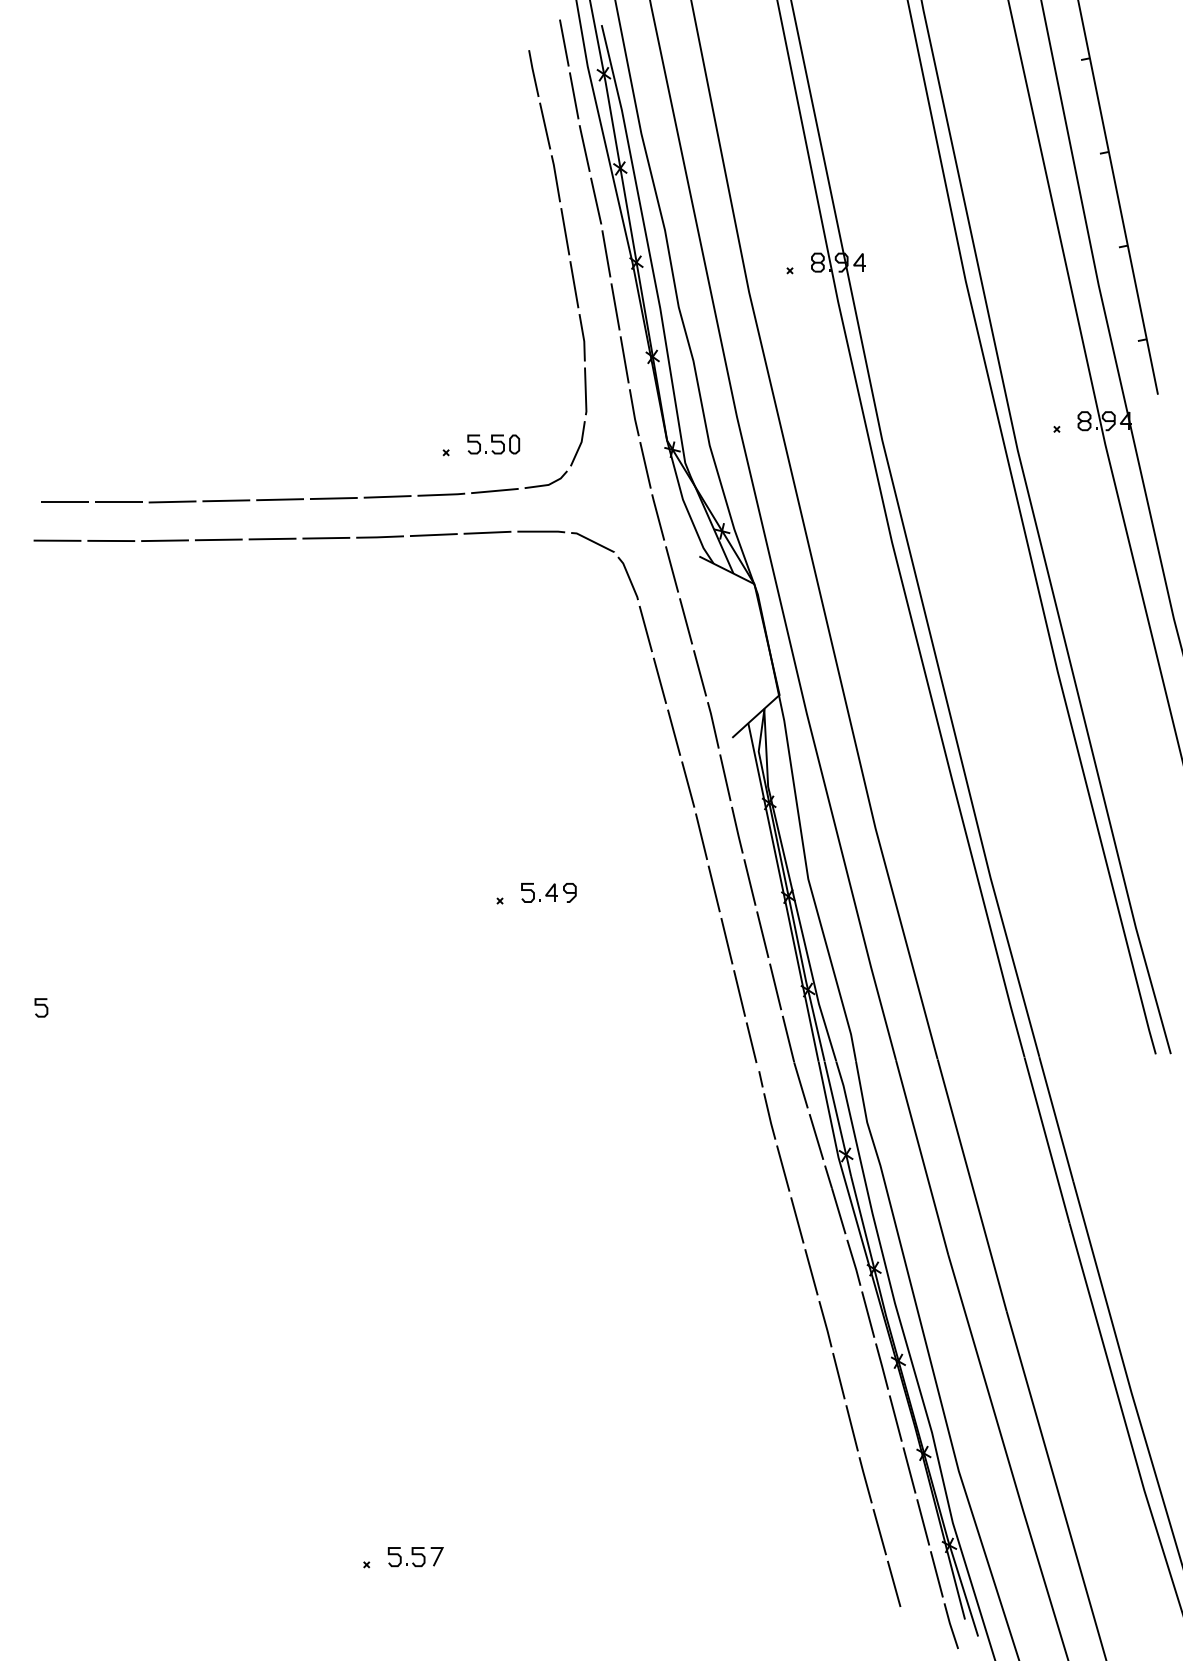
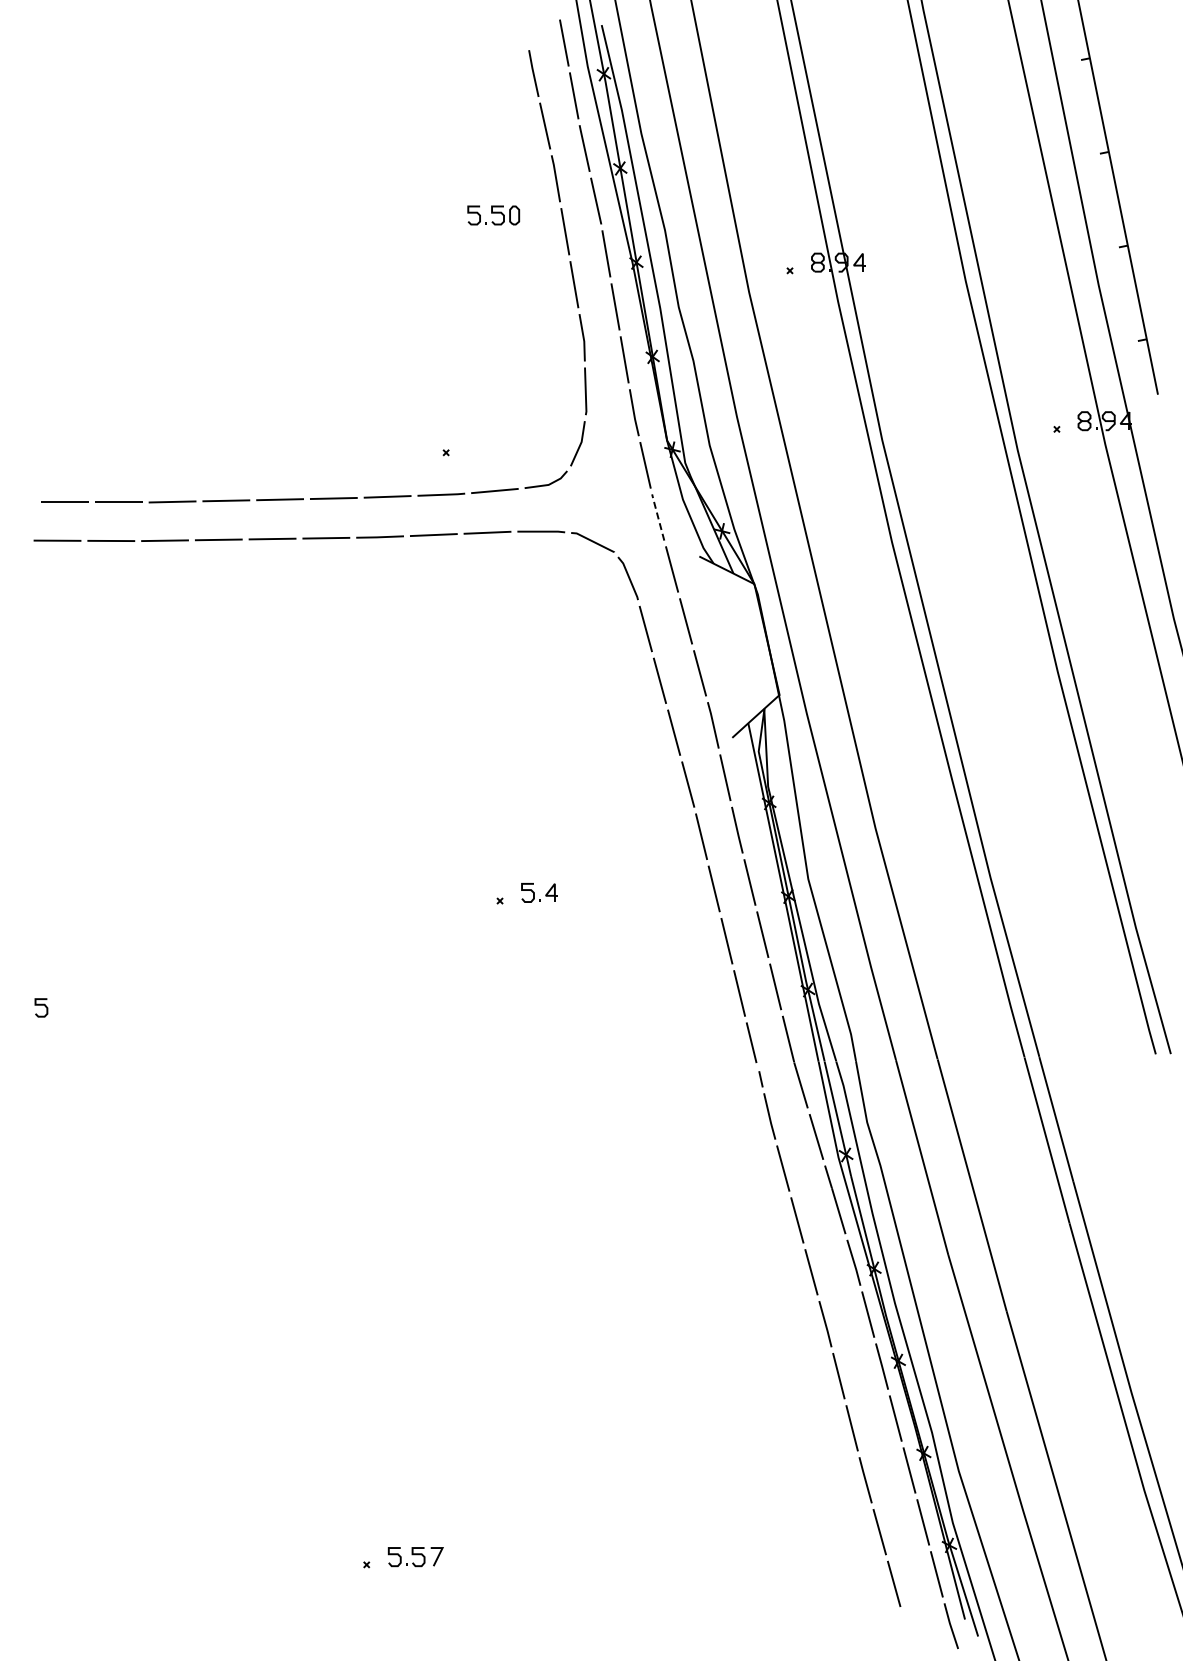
part position: (493, 444) -> (493, 215) (493, 215)
line: solid -> dashed (657, 516)
part: present -> none (569, 892)
